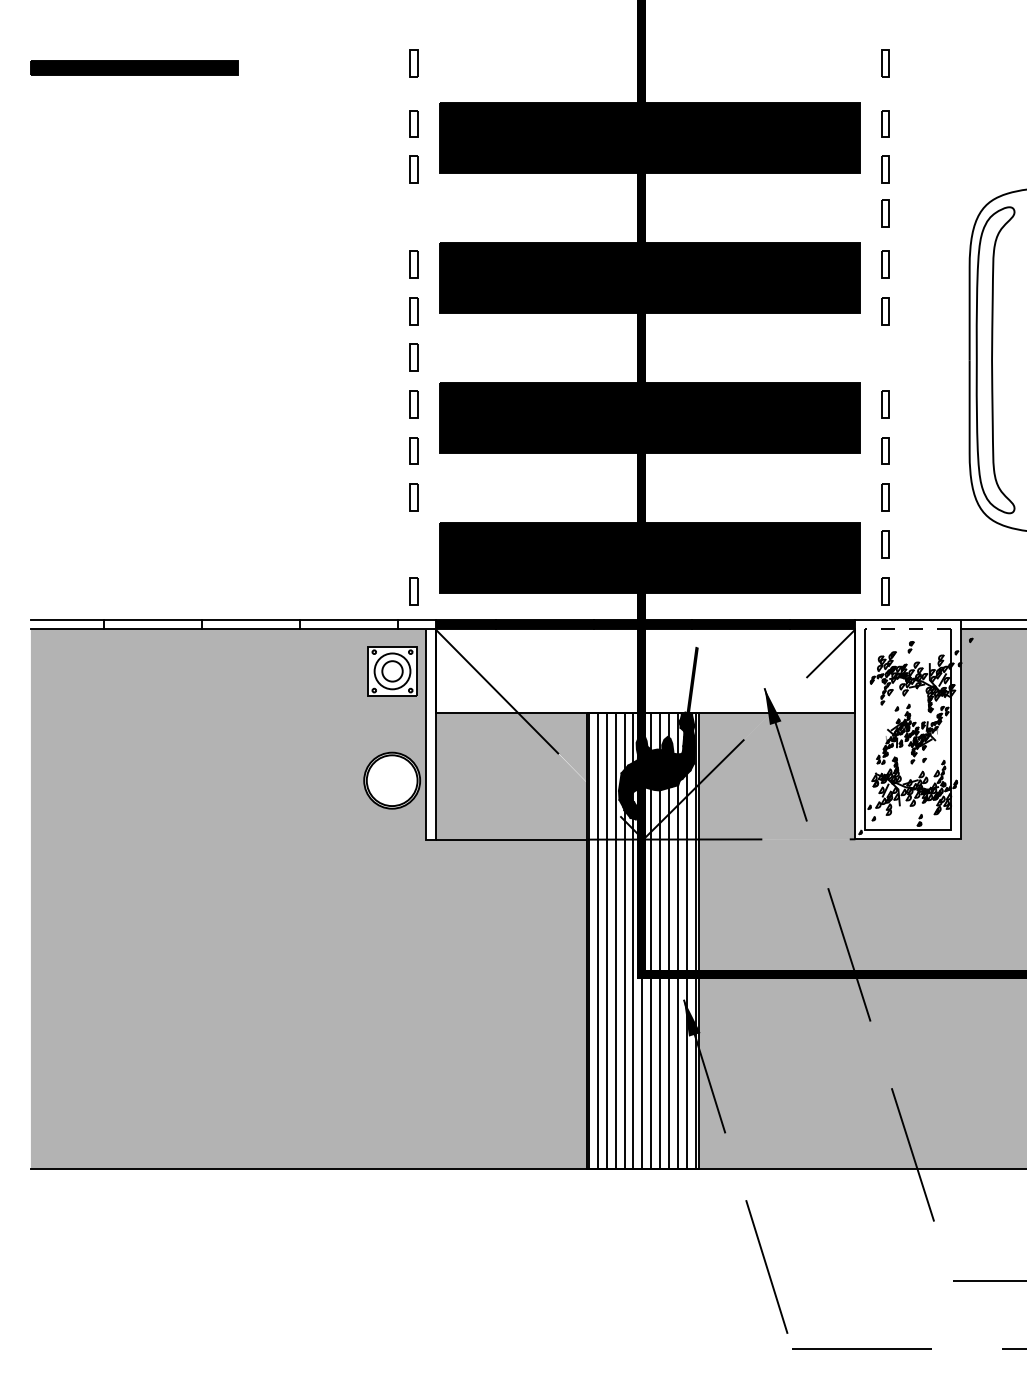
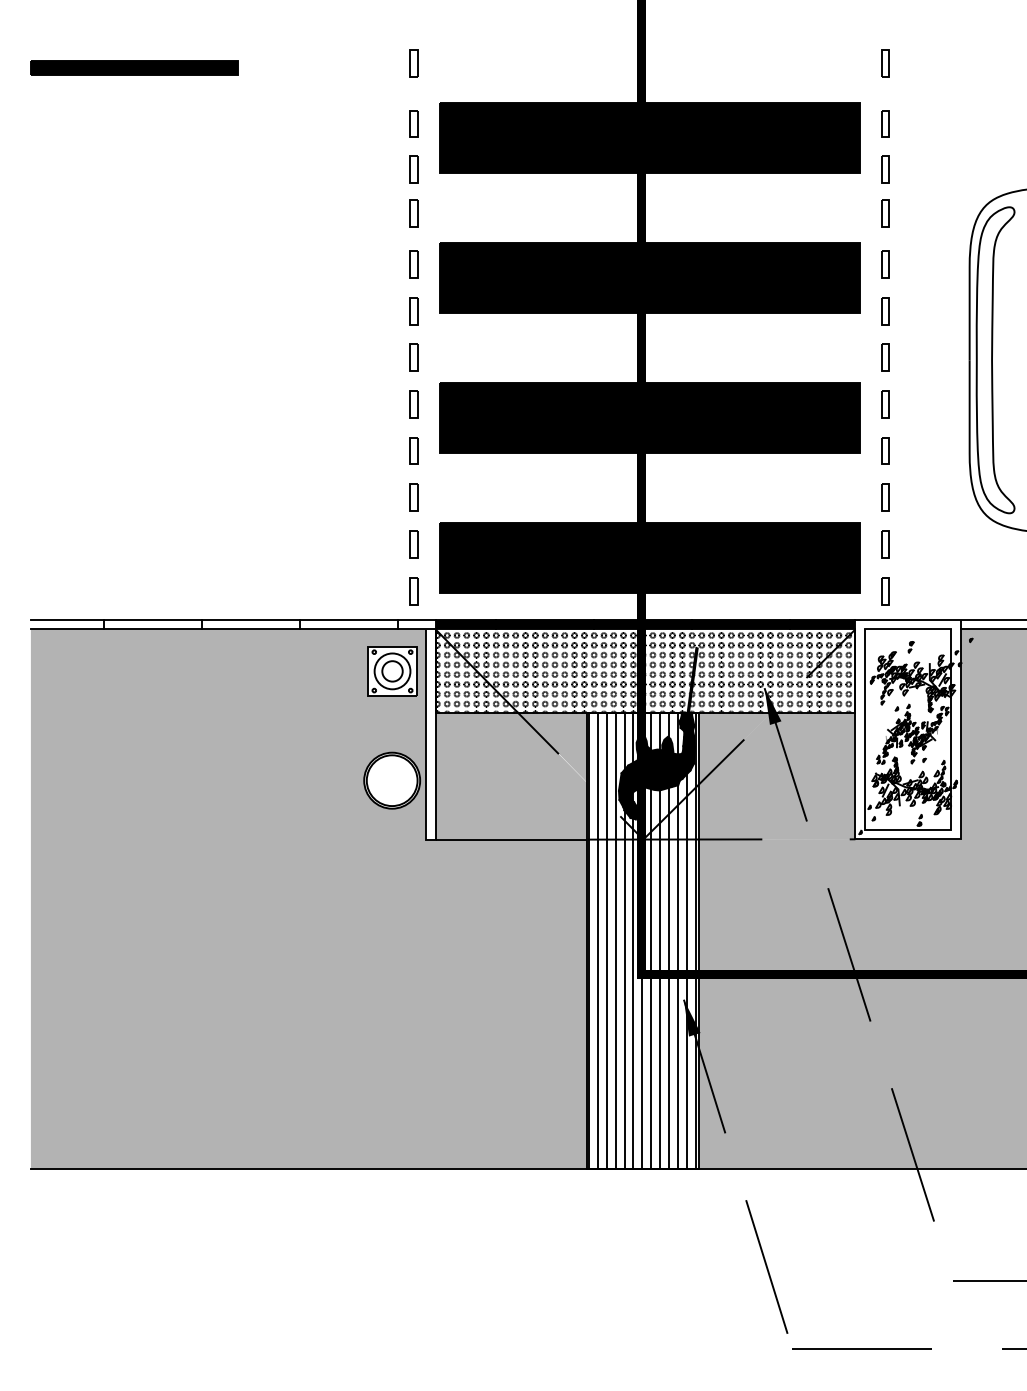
part: none -> present (413, 213)
part: none -> present (885, 357)
part: none -> present (413, 544)
line: dashed -> solid (907, 629)
hatch: none -> present (643, 673)
